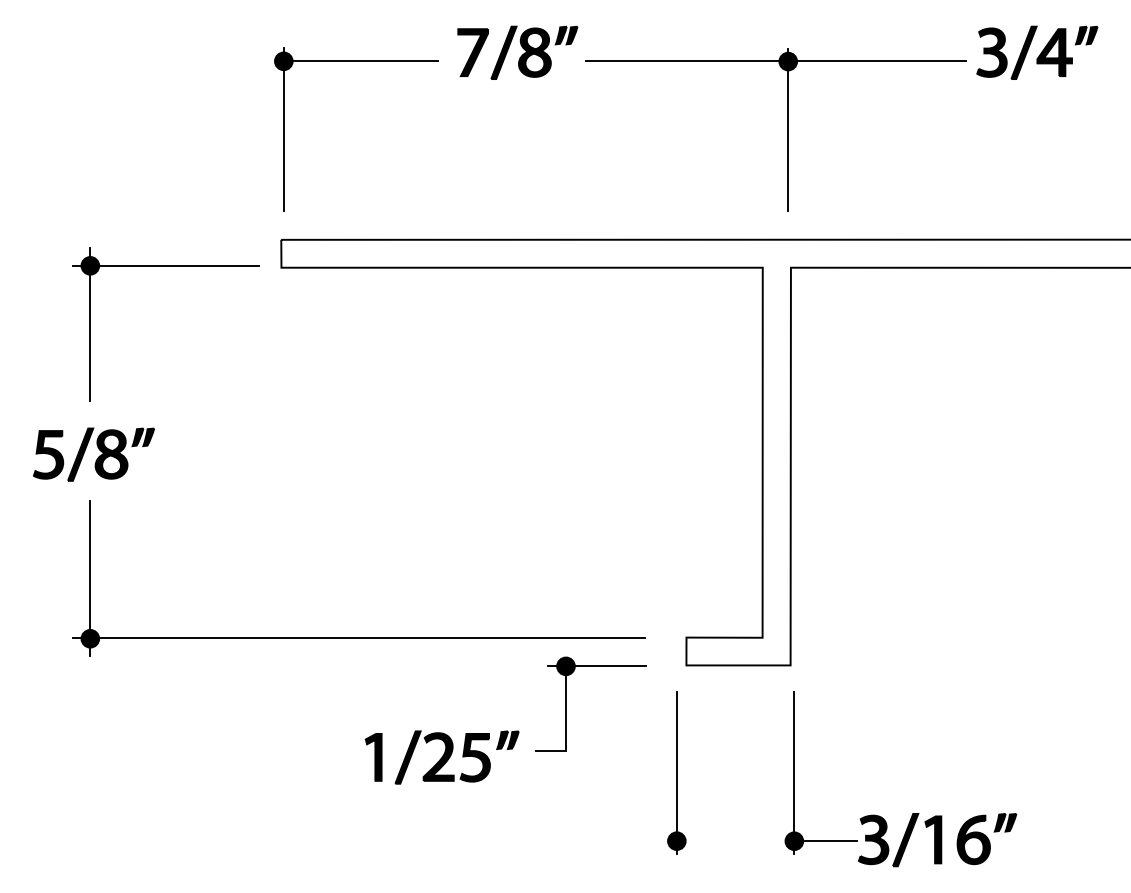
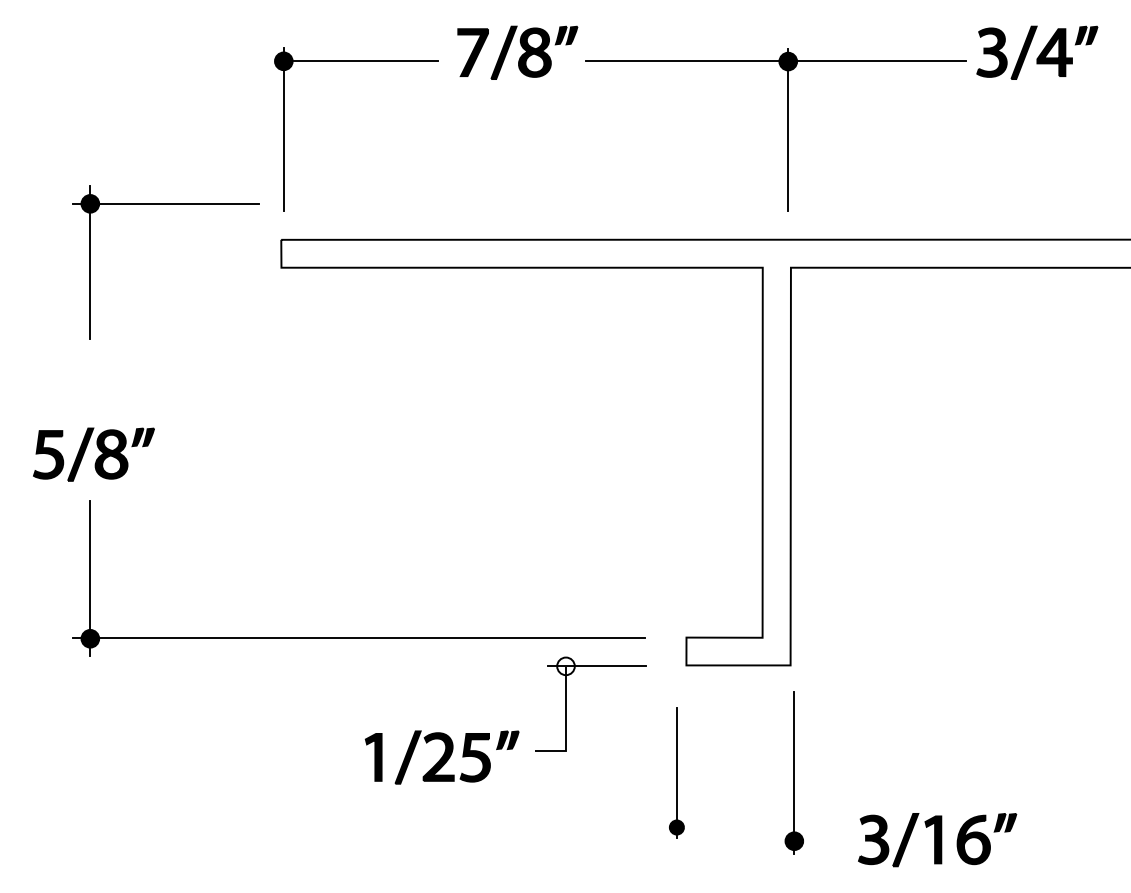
part position: (165, 266) -> (165, 204) (165, 204)
fill: present -> none (565, 666)
part size: 20x164 px -> 16x132 px (676, 772)
line: present -> none (826, 841)
